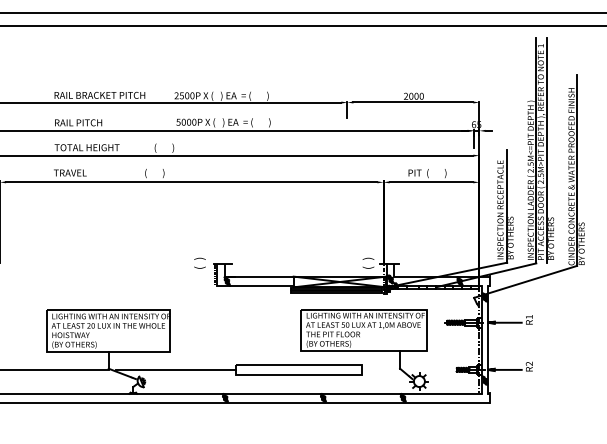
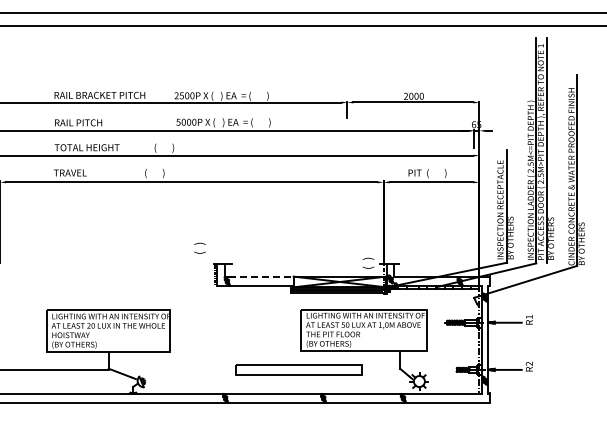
text position: (199, 262) -> (199, 247) (199, 247)
line: solid -> dashed (261, 276)
line: present -> none (176, 369)
